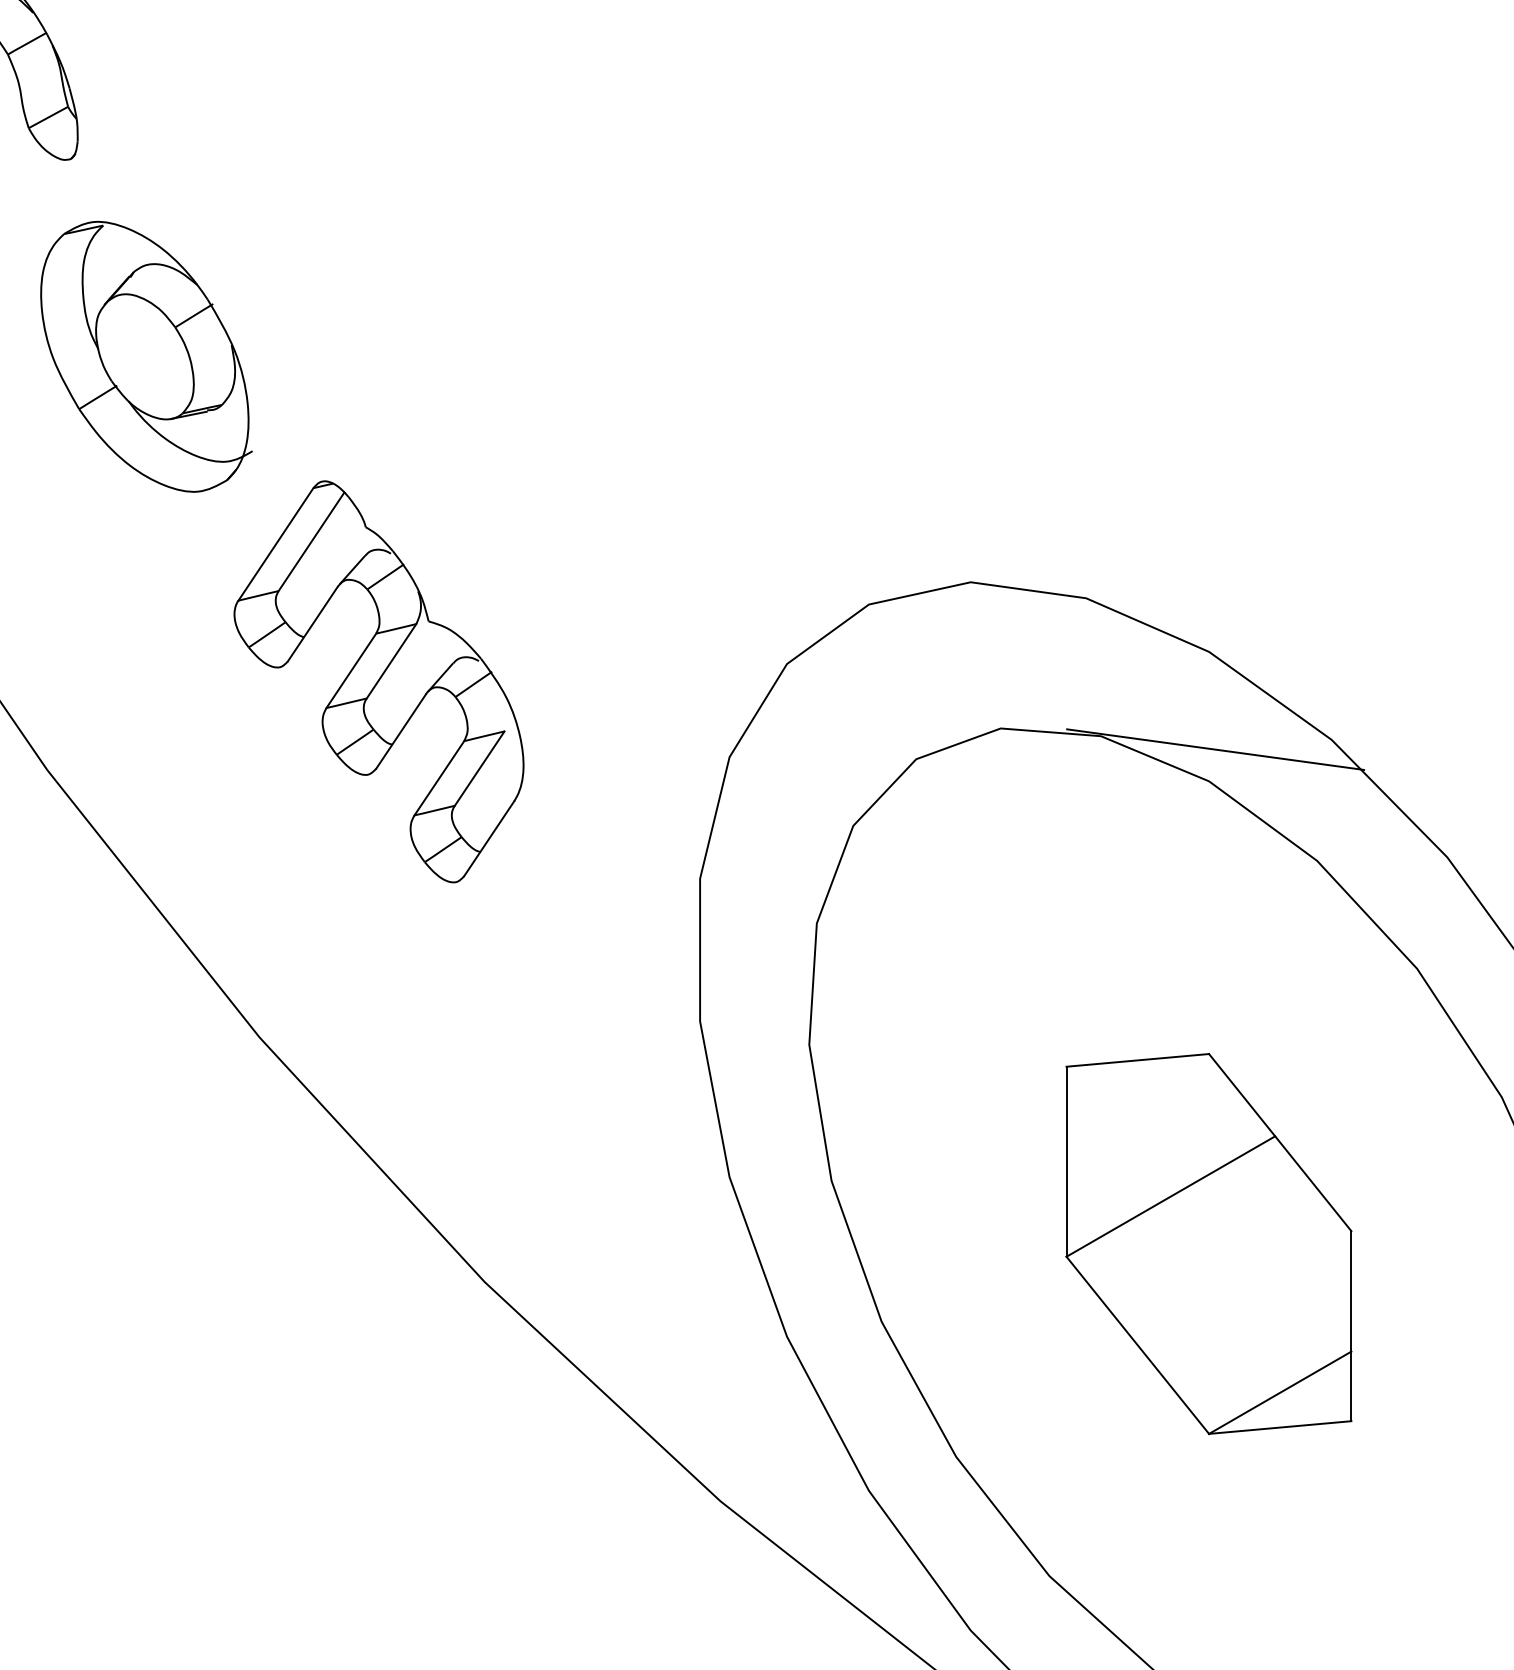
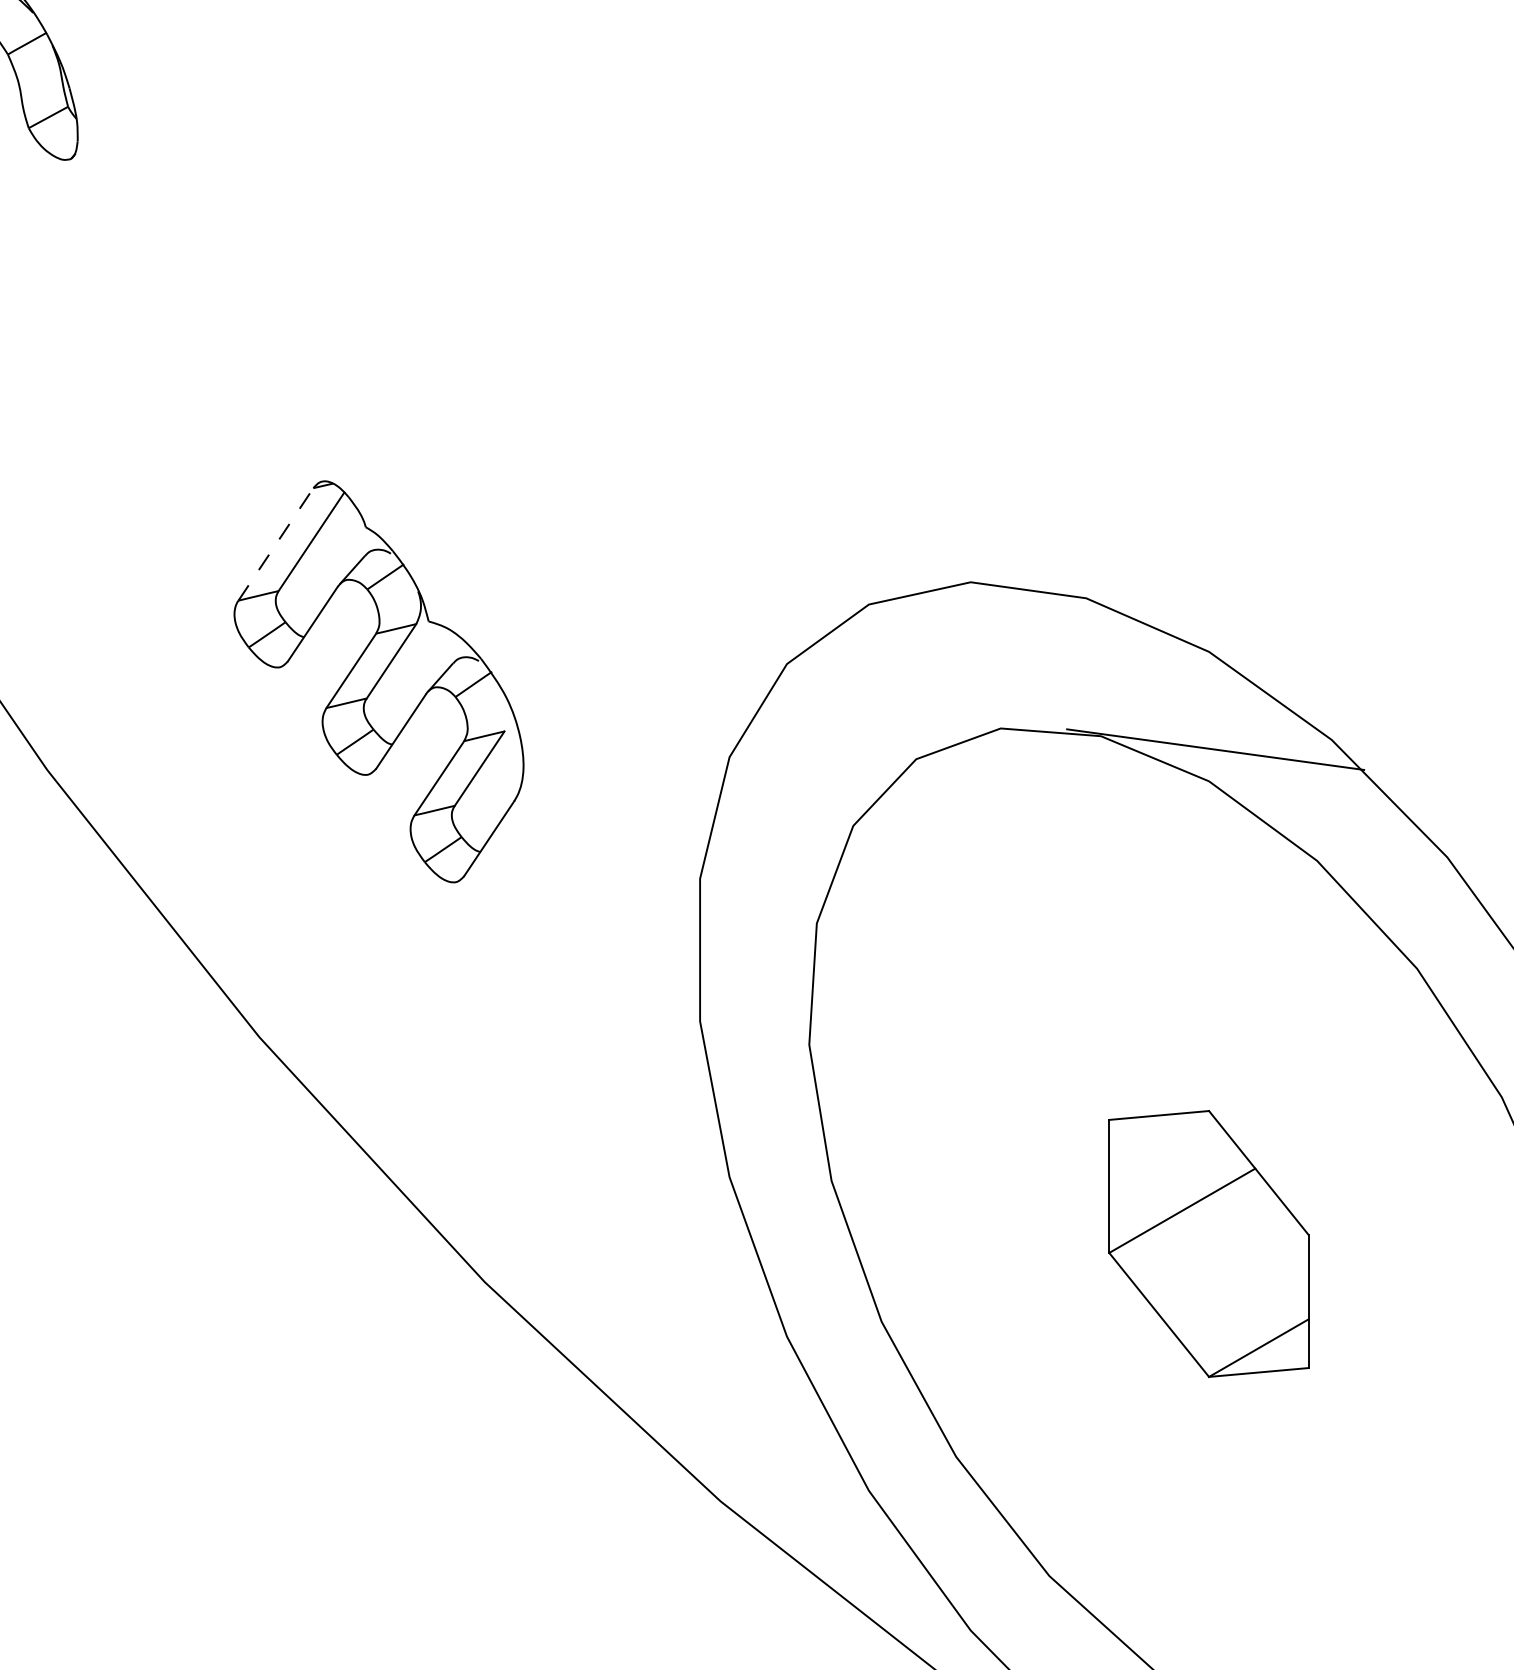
part: present -> none (146, 356)
line: solid -> dashed (275, 544)
part size: 288x382 px -> 202x269 px (1208, 1244)
